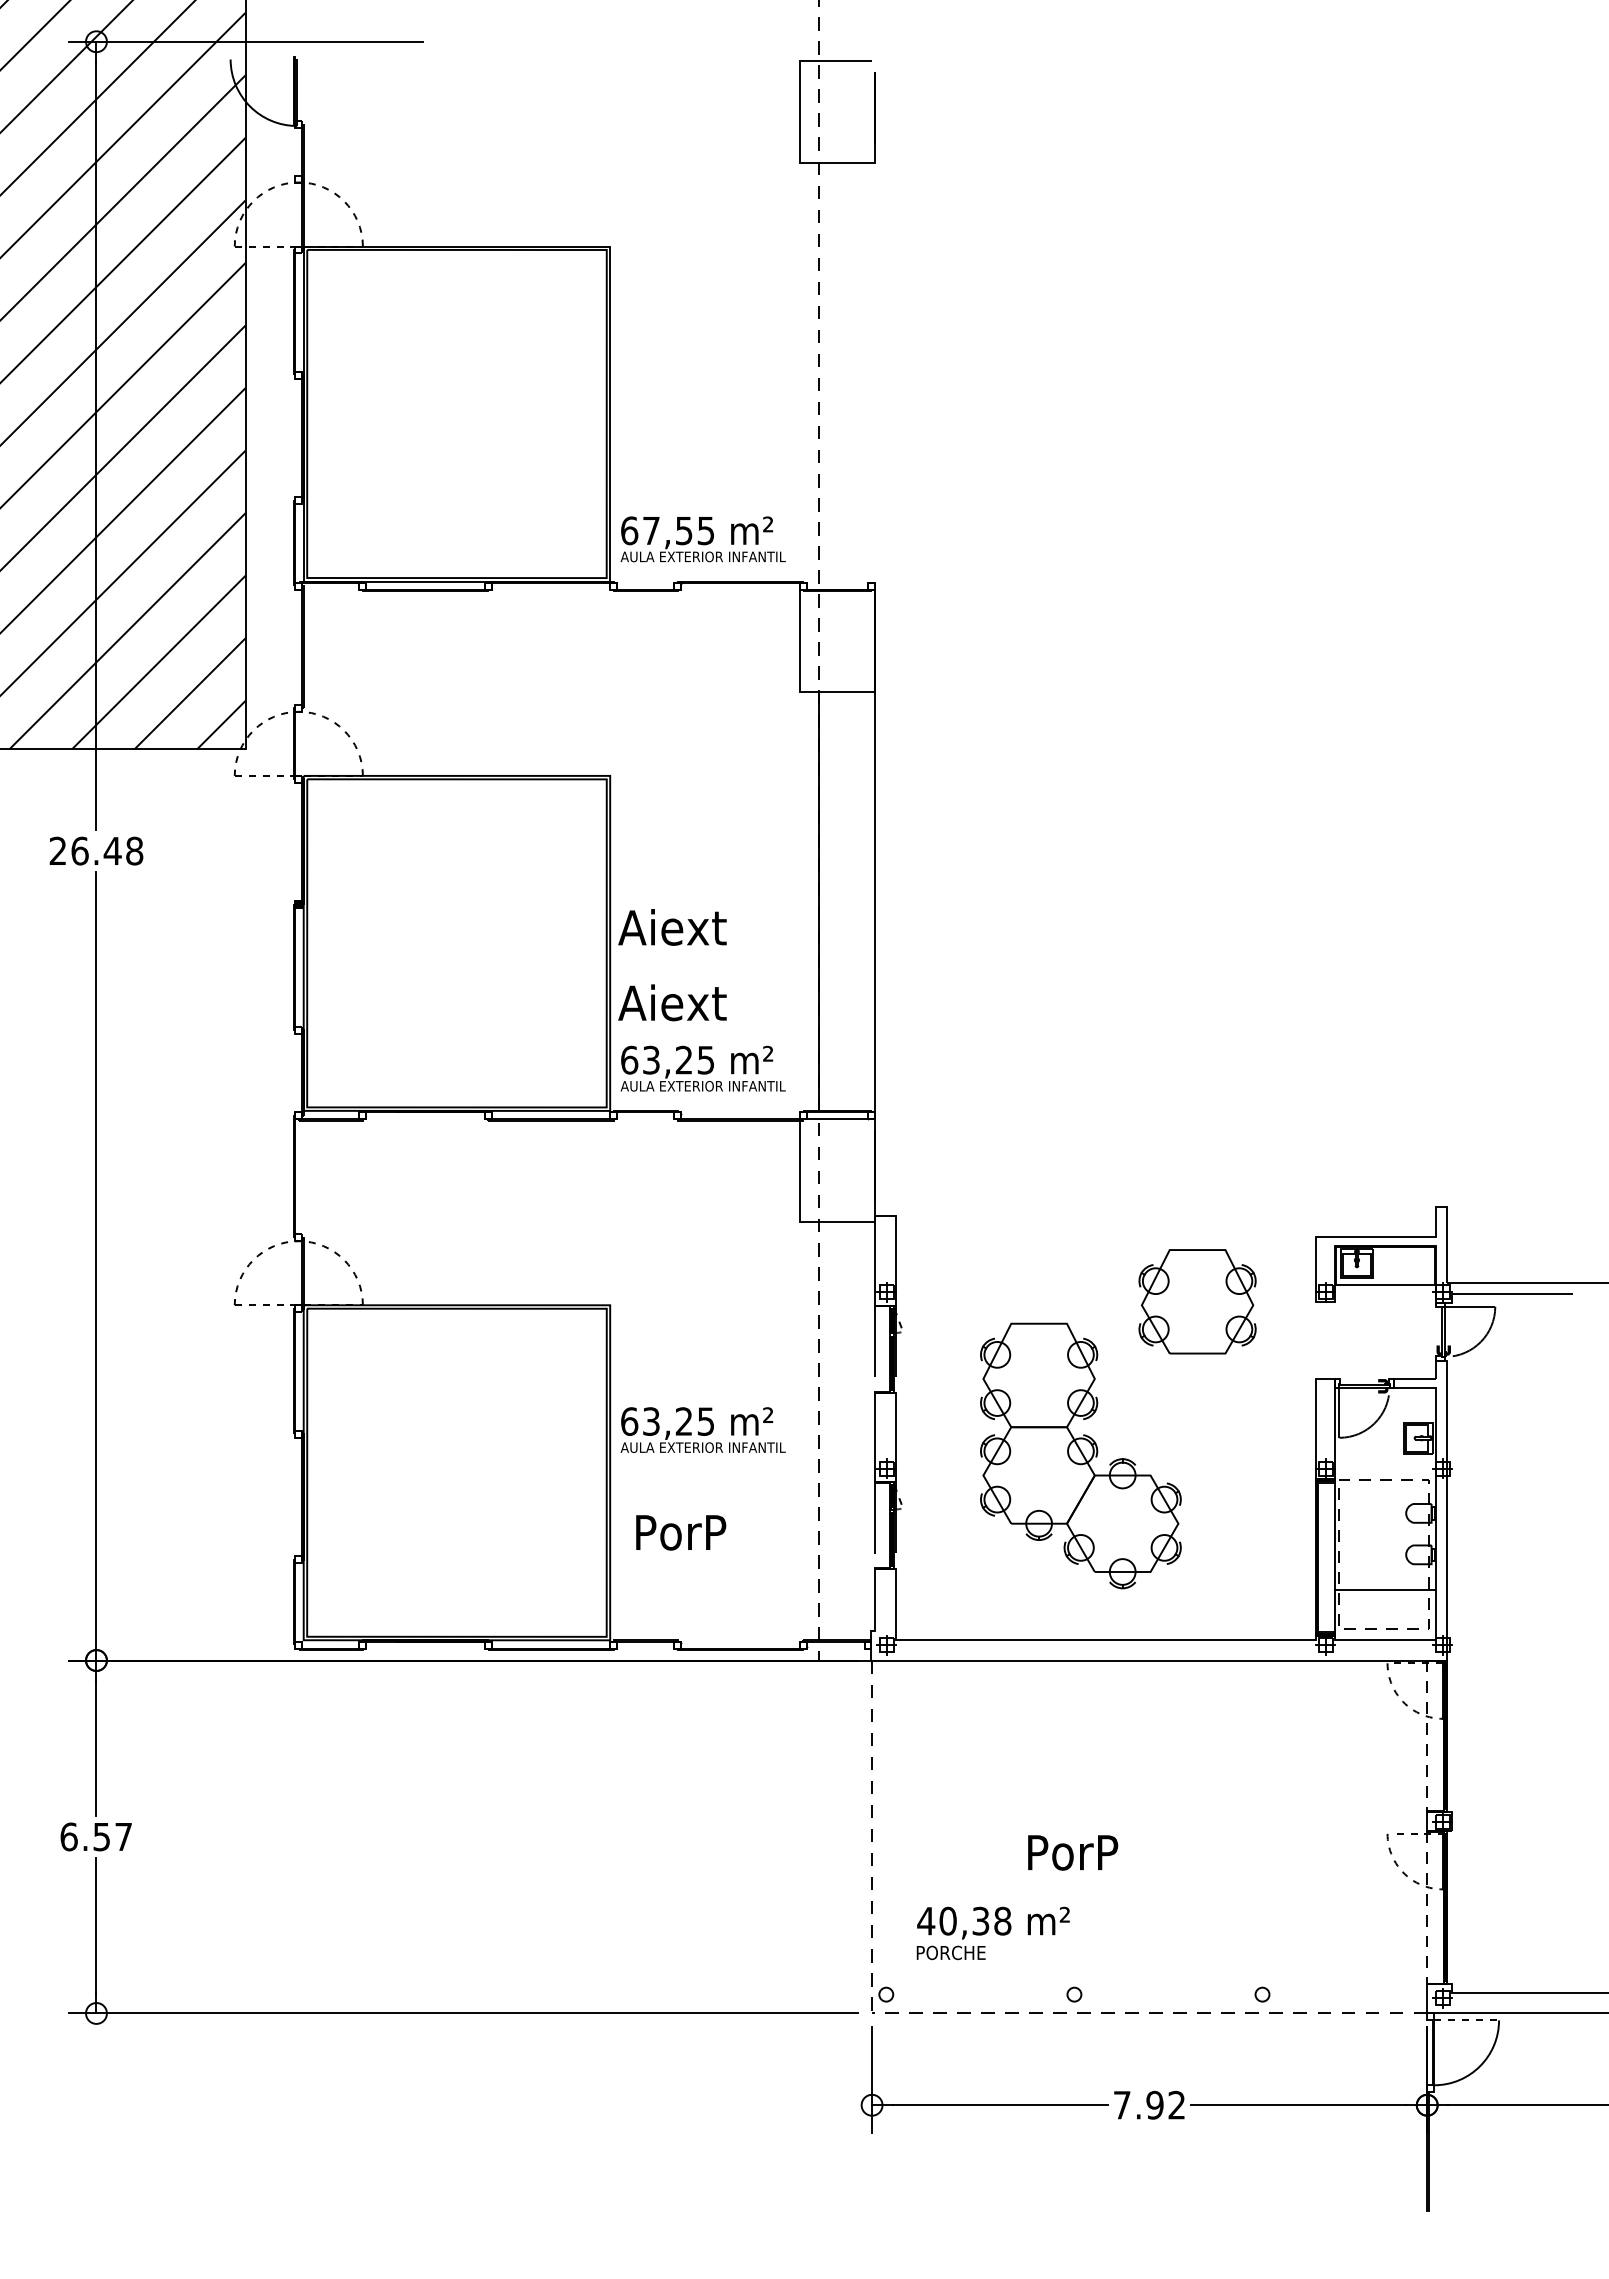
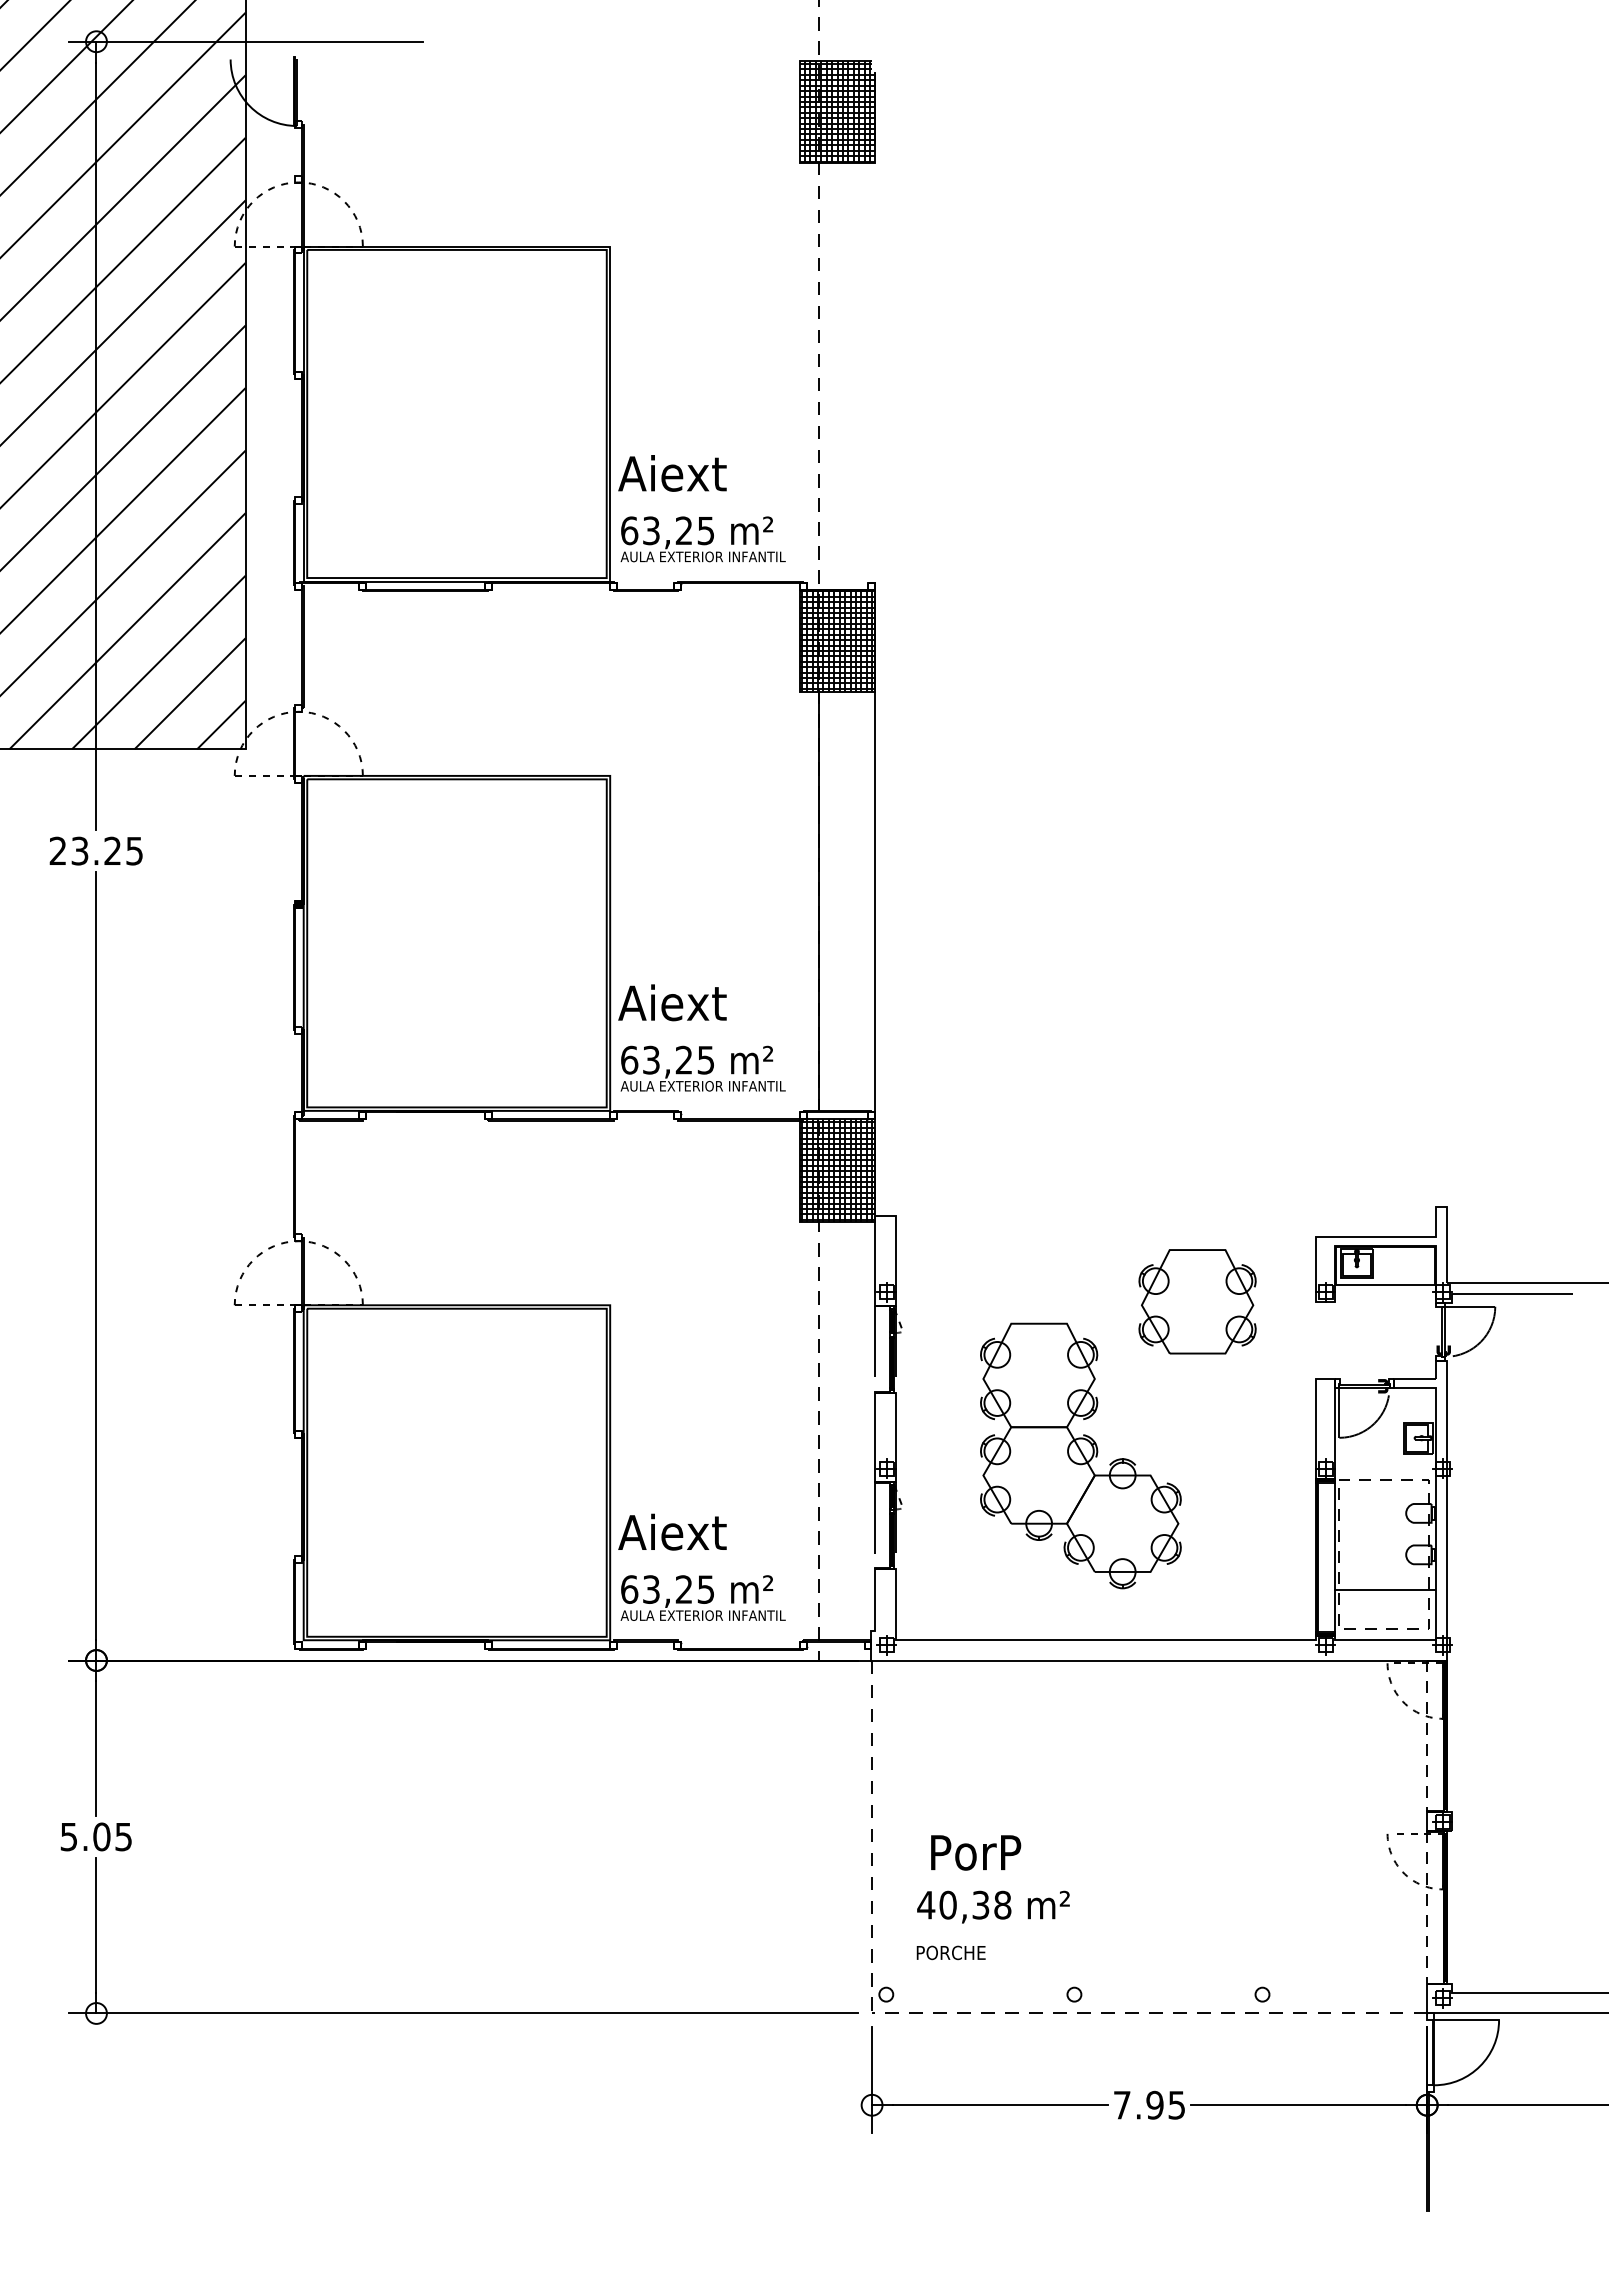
hatch: none -> present (836, 111)
text: 67,55 -> 63,25 (667, 530)
hatch: none -> present (836, 640)
text: 26.48 -> 23.25 (107, 850)
text position: (672, 927) -> (672, 473) (672, 473)
hatch: none -> present (836, 1170)
text position: (702, 1429) -> (702, 1597) (702, 1597)
text: PorP -> Aiext (672, 1531)
text: 6.57 -> 5.05 (95, 1836)
text position: (1073, 1852) -> (976, 1852) (976, 1852)
text position: (993, 1922) -> (993, 1906) (993, 1906)
line: dashed -> solid (1467, 2020)
text: 7.92 -> 7.95 (1176, 2104)
